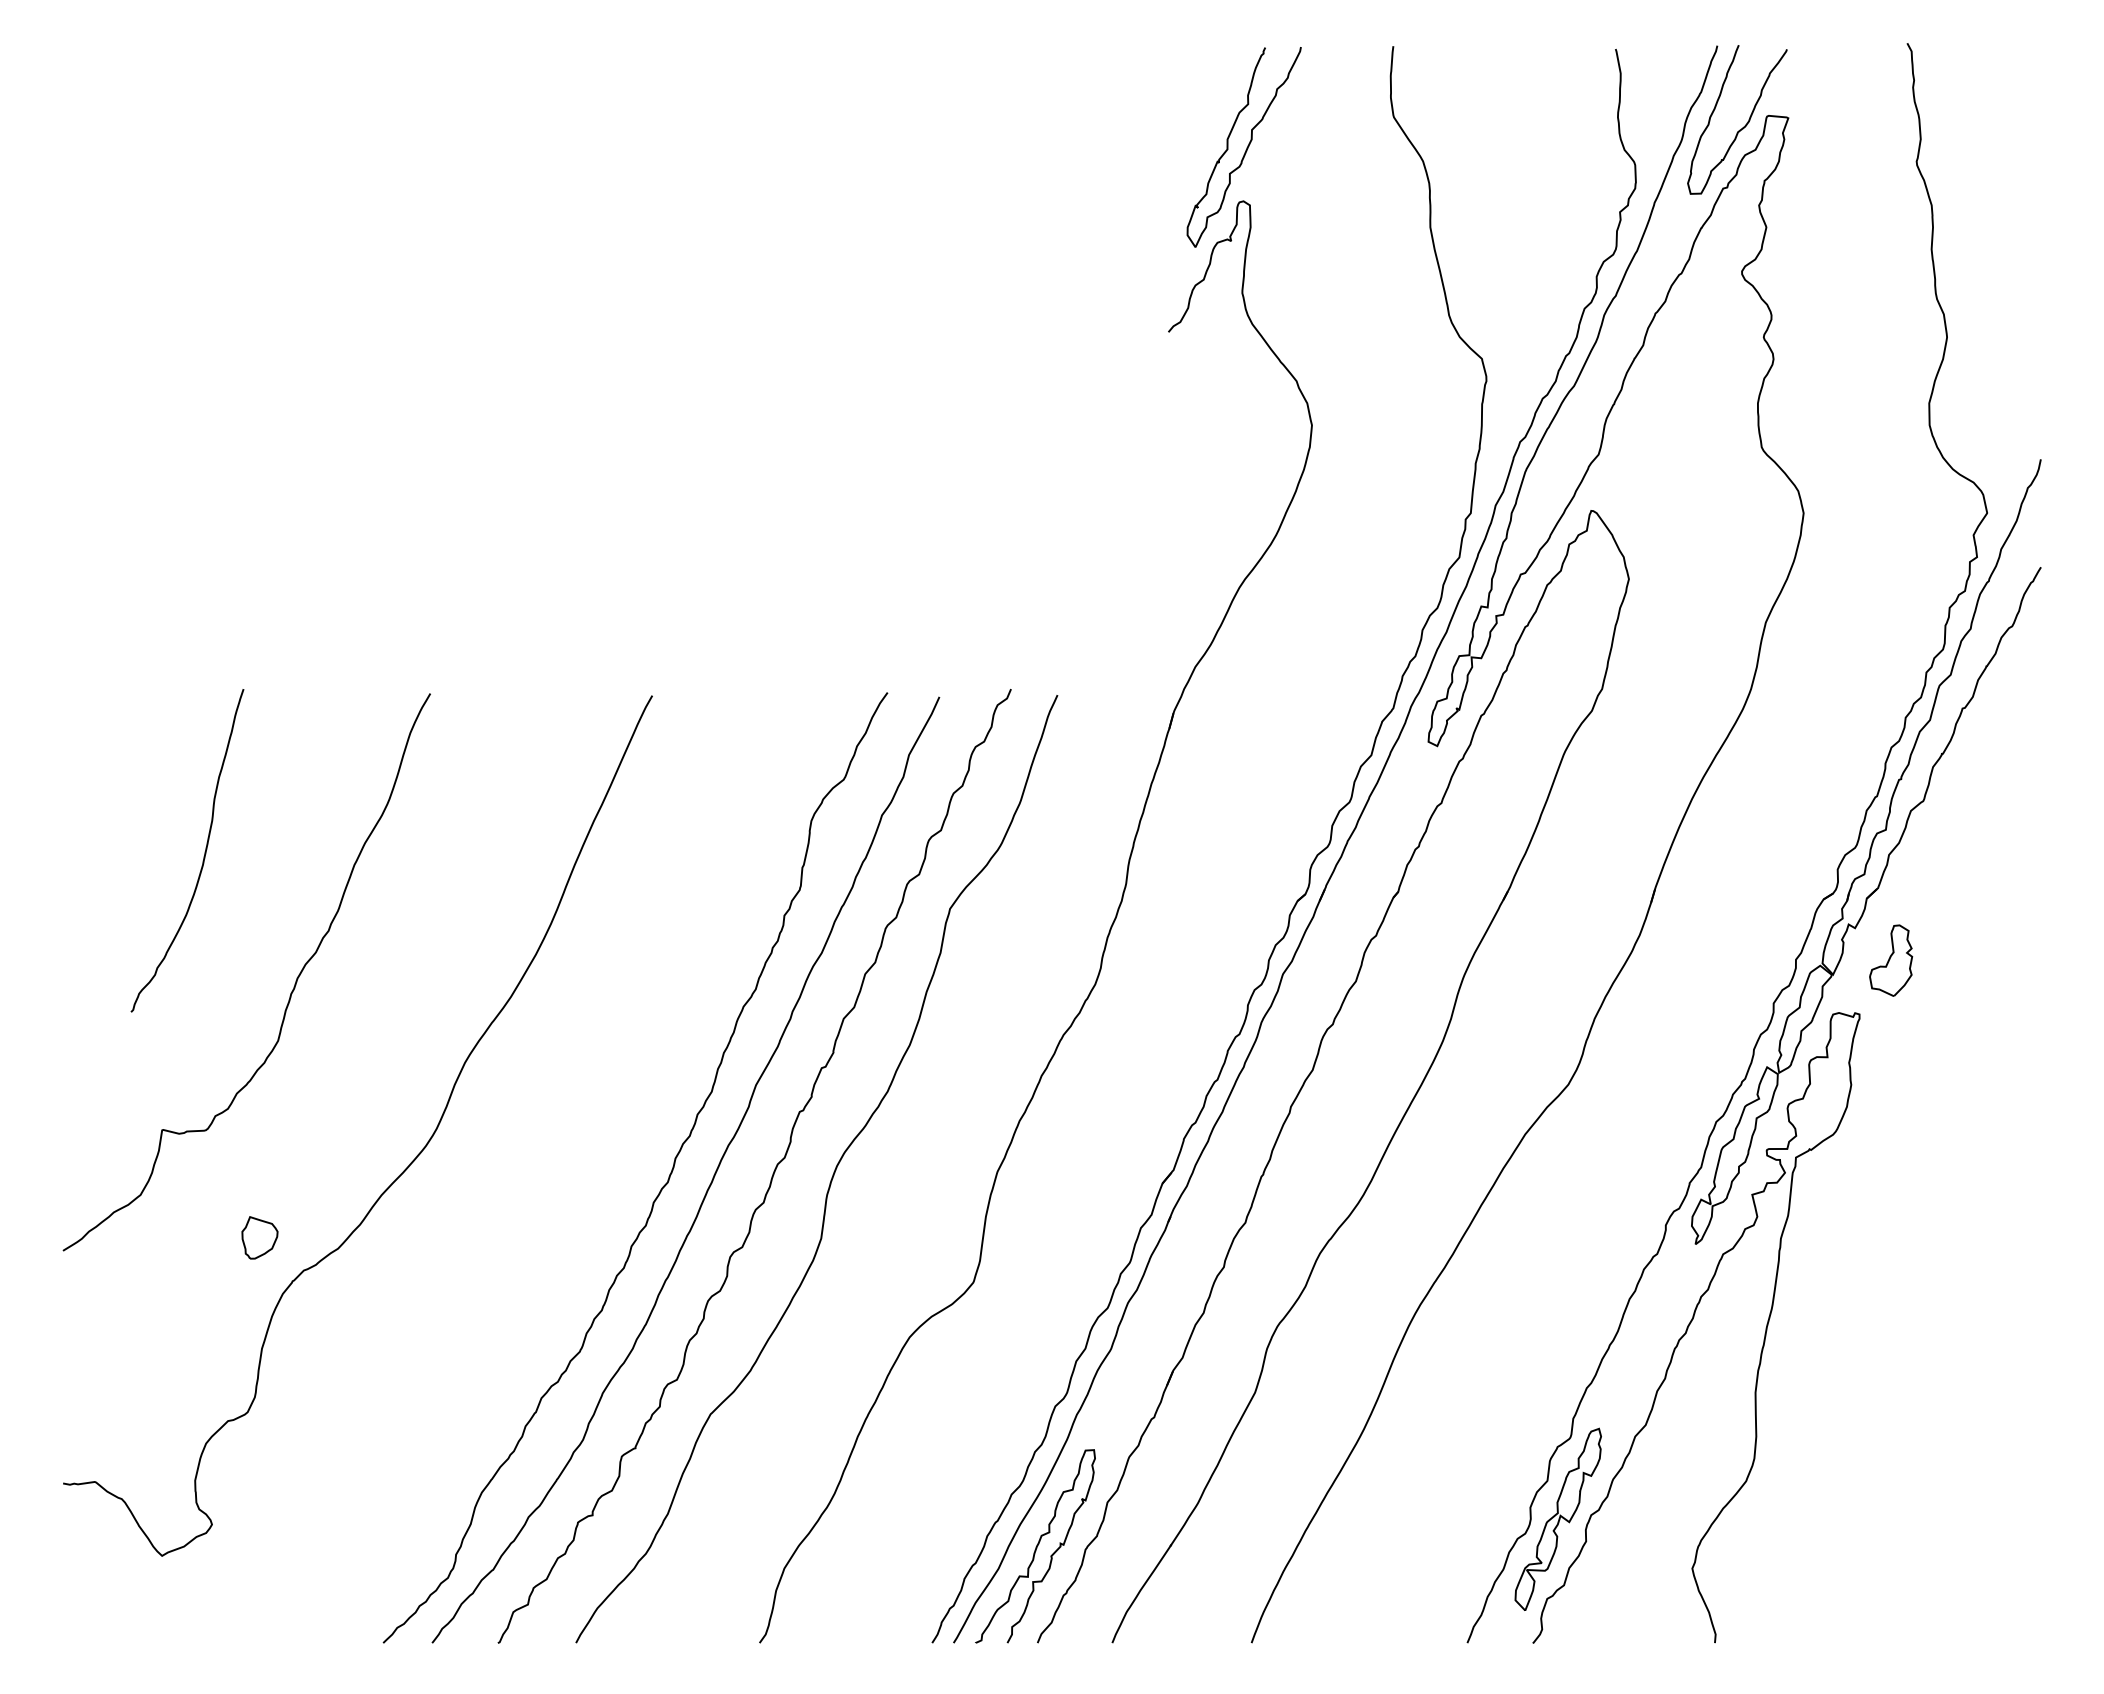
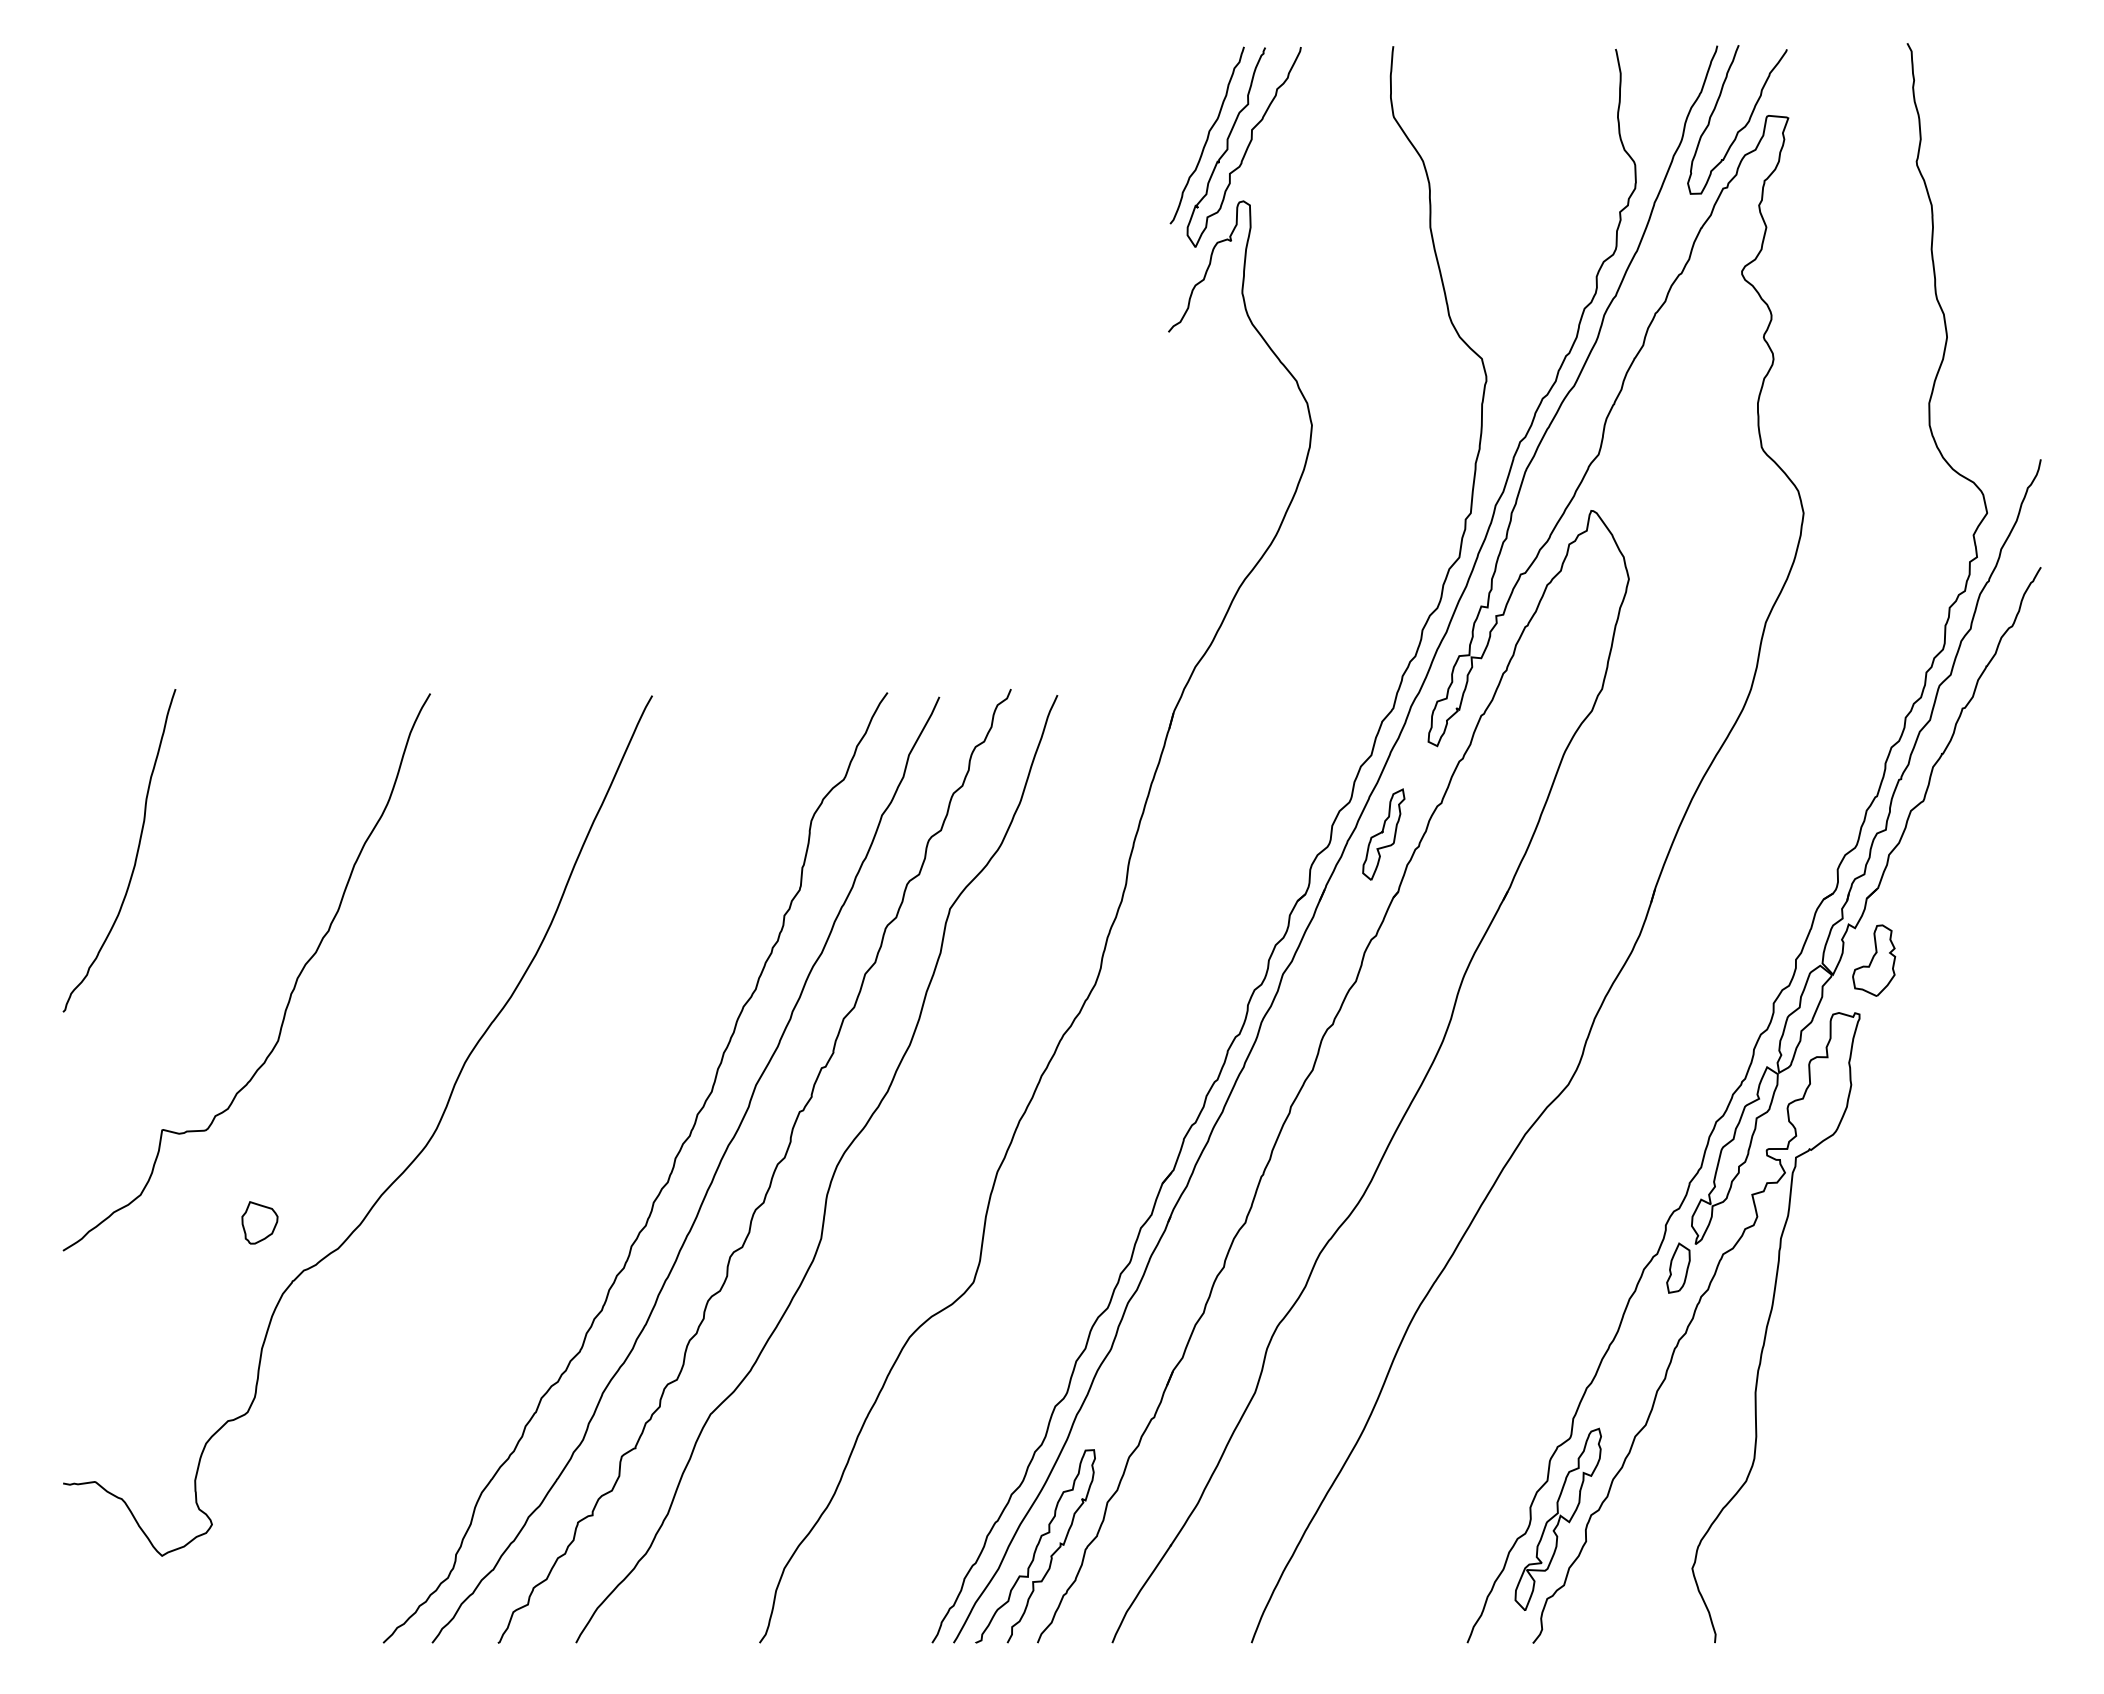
curve: none -> present (1207, 135)
part: none -> present (1383, 834)
curve position: (204, 851) -> (136, 851) (136, 851)
part position: (1891, 960) -> (1874, 960) (1874, 960)
part position: (259, 1237) -> (259, 1222) (259, 1222)
part: none -> present (1678, 1267)
